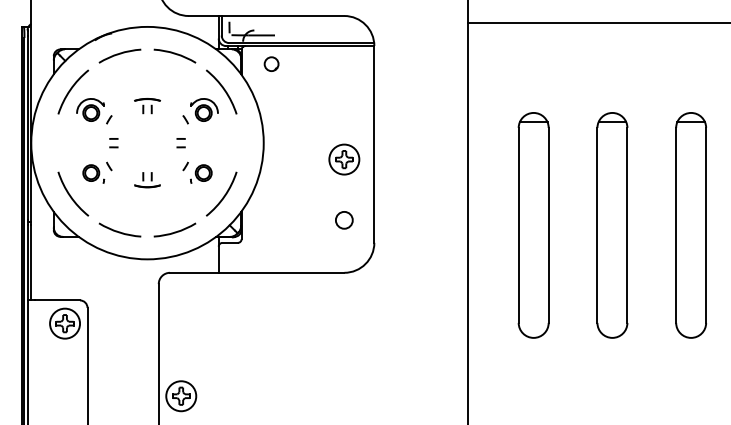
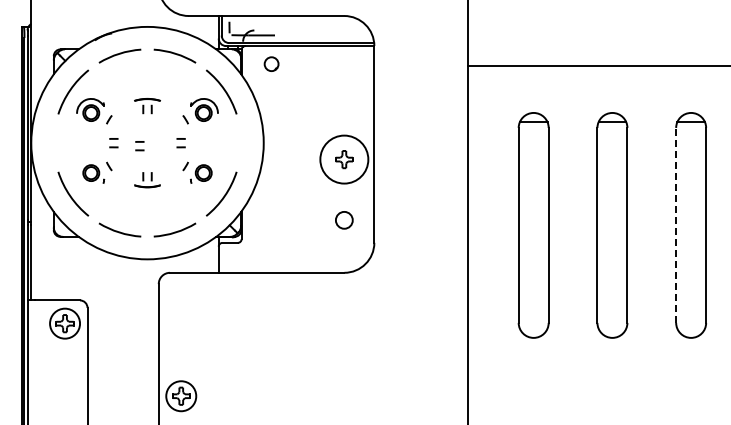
line position: (597, 22) -> (597, 65) (597, 65)
part: none -> present (139, 146)
circle diameter: 30 px -> 48 px (344, 159)
line: solid -> dashed (676, 224)
